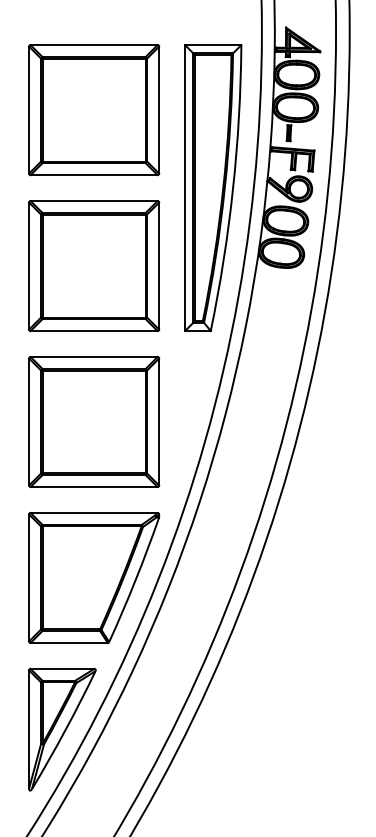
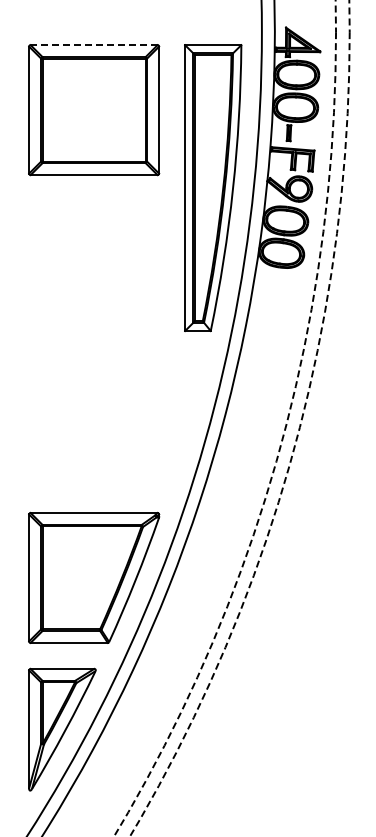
line: solid -> dashed (93, 45)
part: present -> none (94, 266)
circle: solid -> dashed (225, 418)
circle: solid -> dashed (239, 418)
part: present -> none (94, 422)
